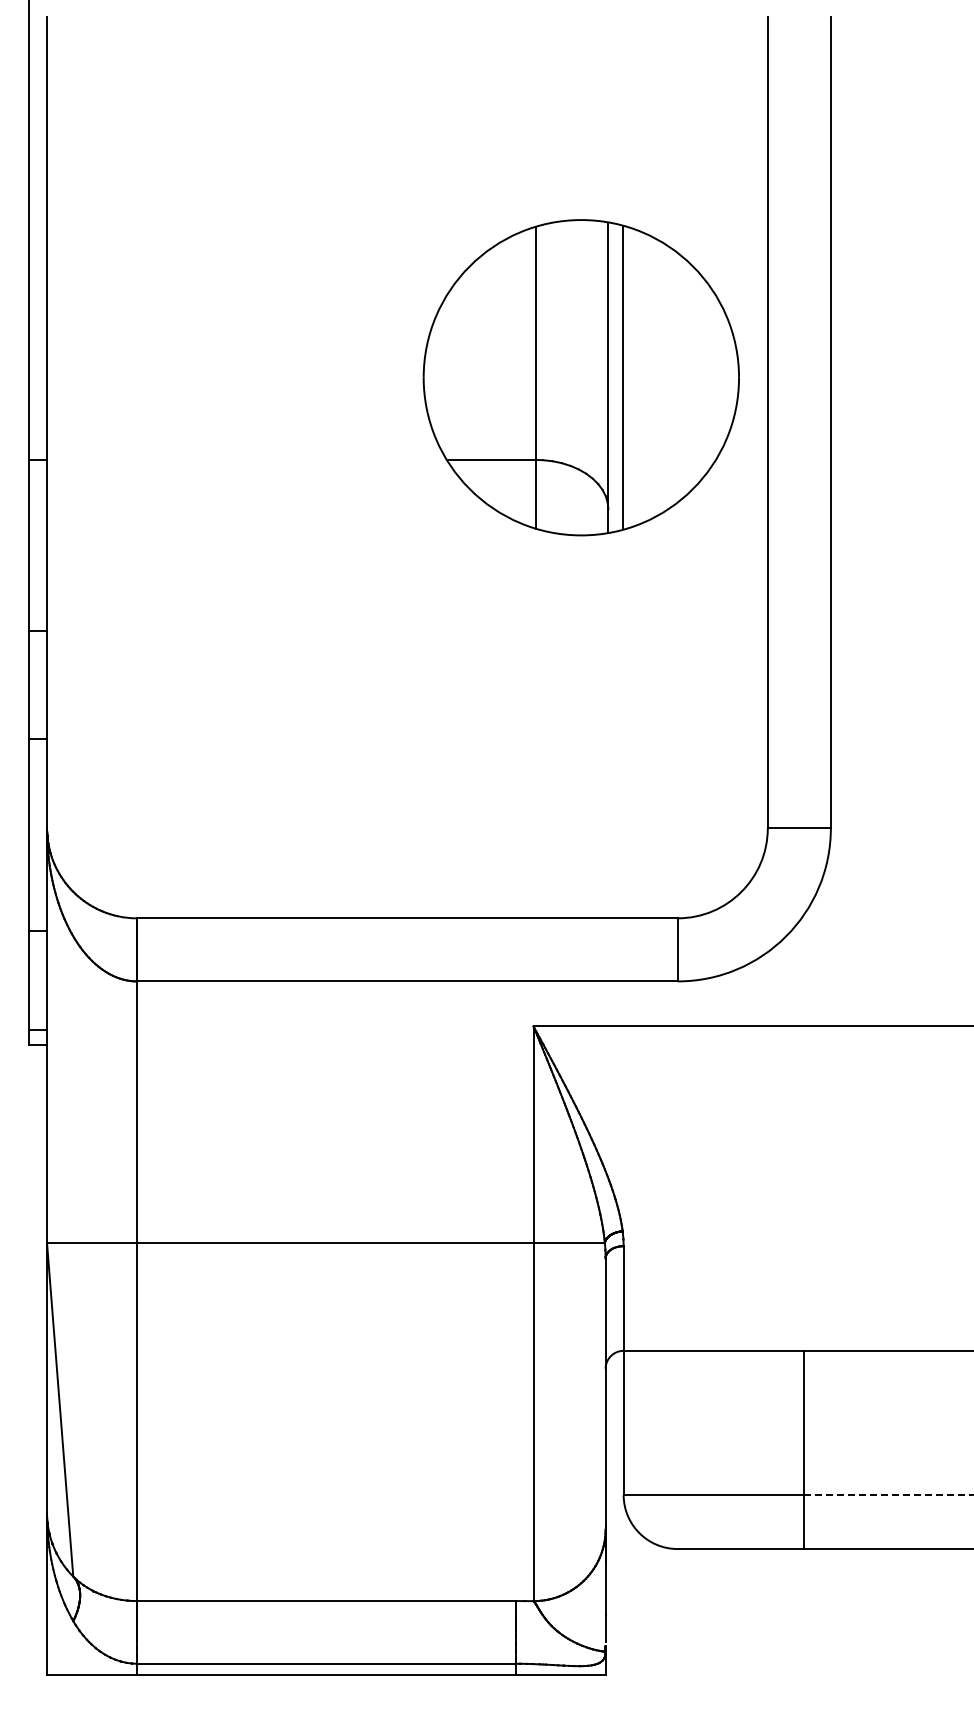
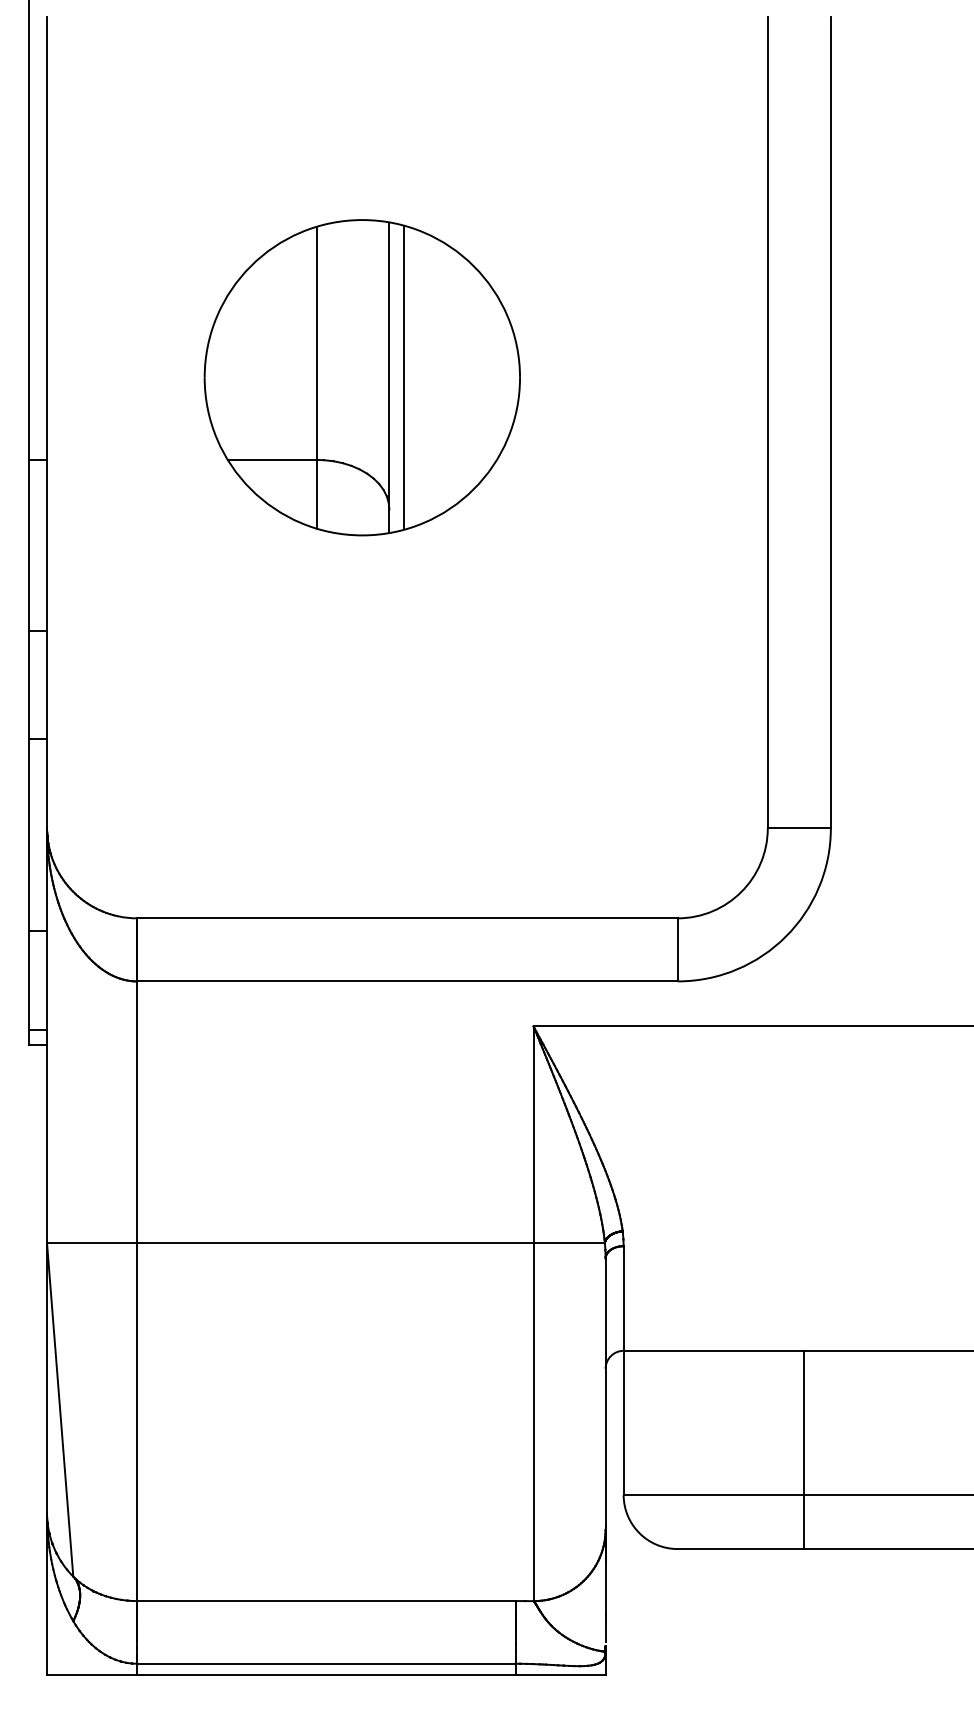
part position: (580, 377) -> (361, 377) (361, 377)
line: dashed -> solid (888, 1494)
